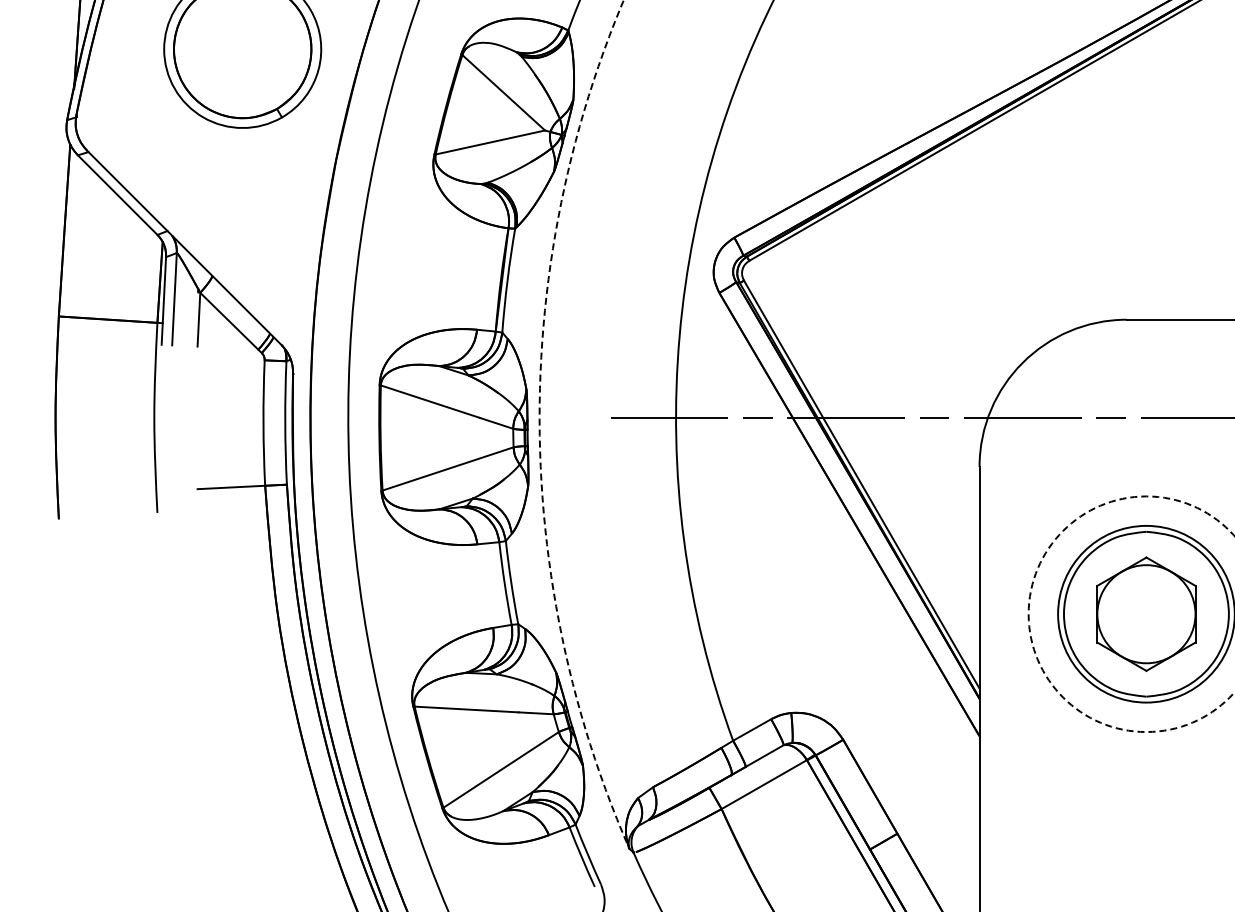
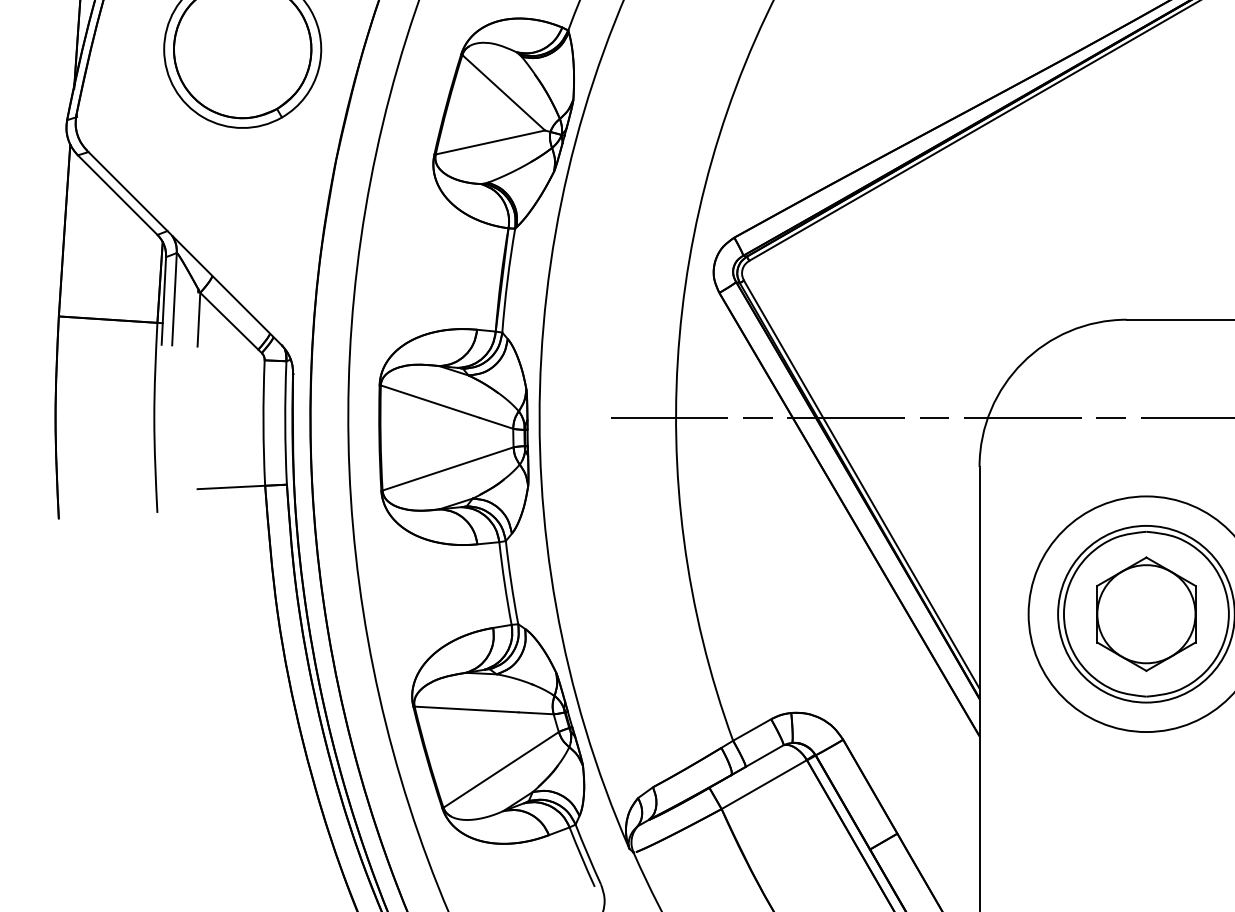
arc: dashed -> solid (539, 423)
circle: dashed -> solid (1131, 614)
